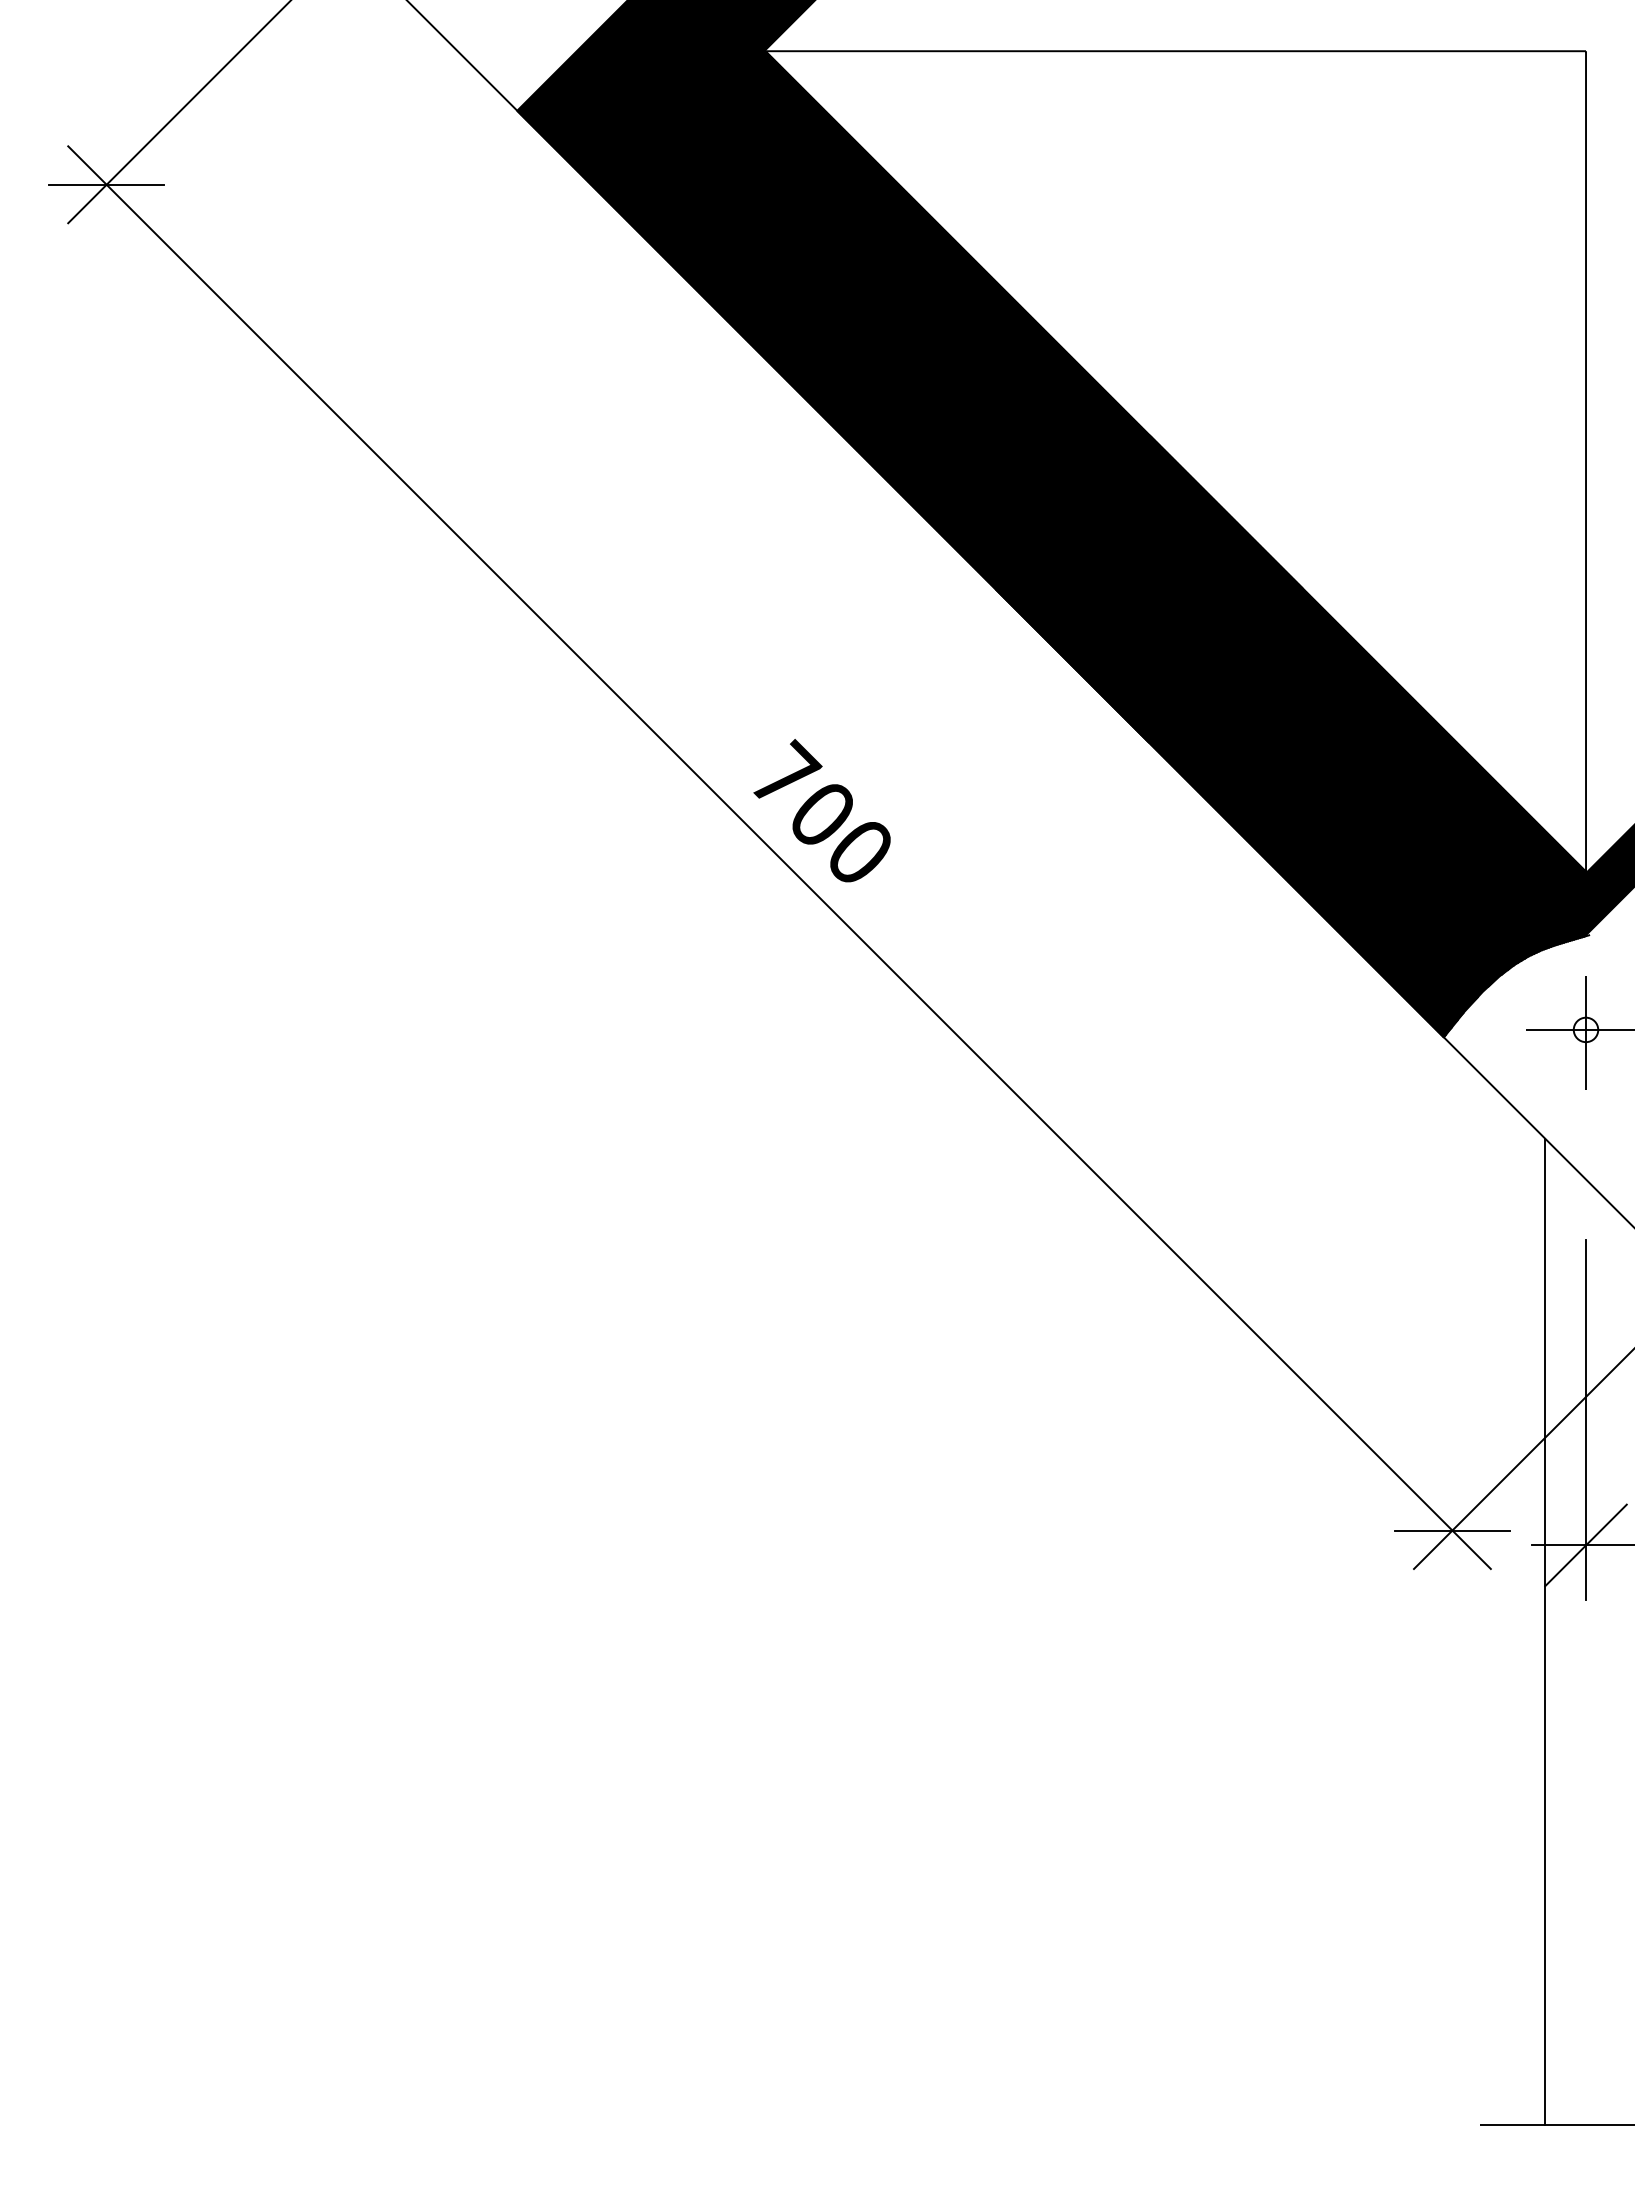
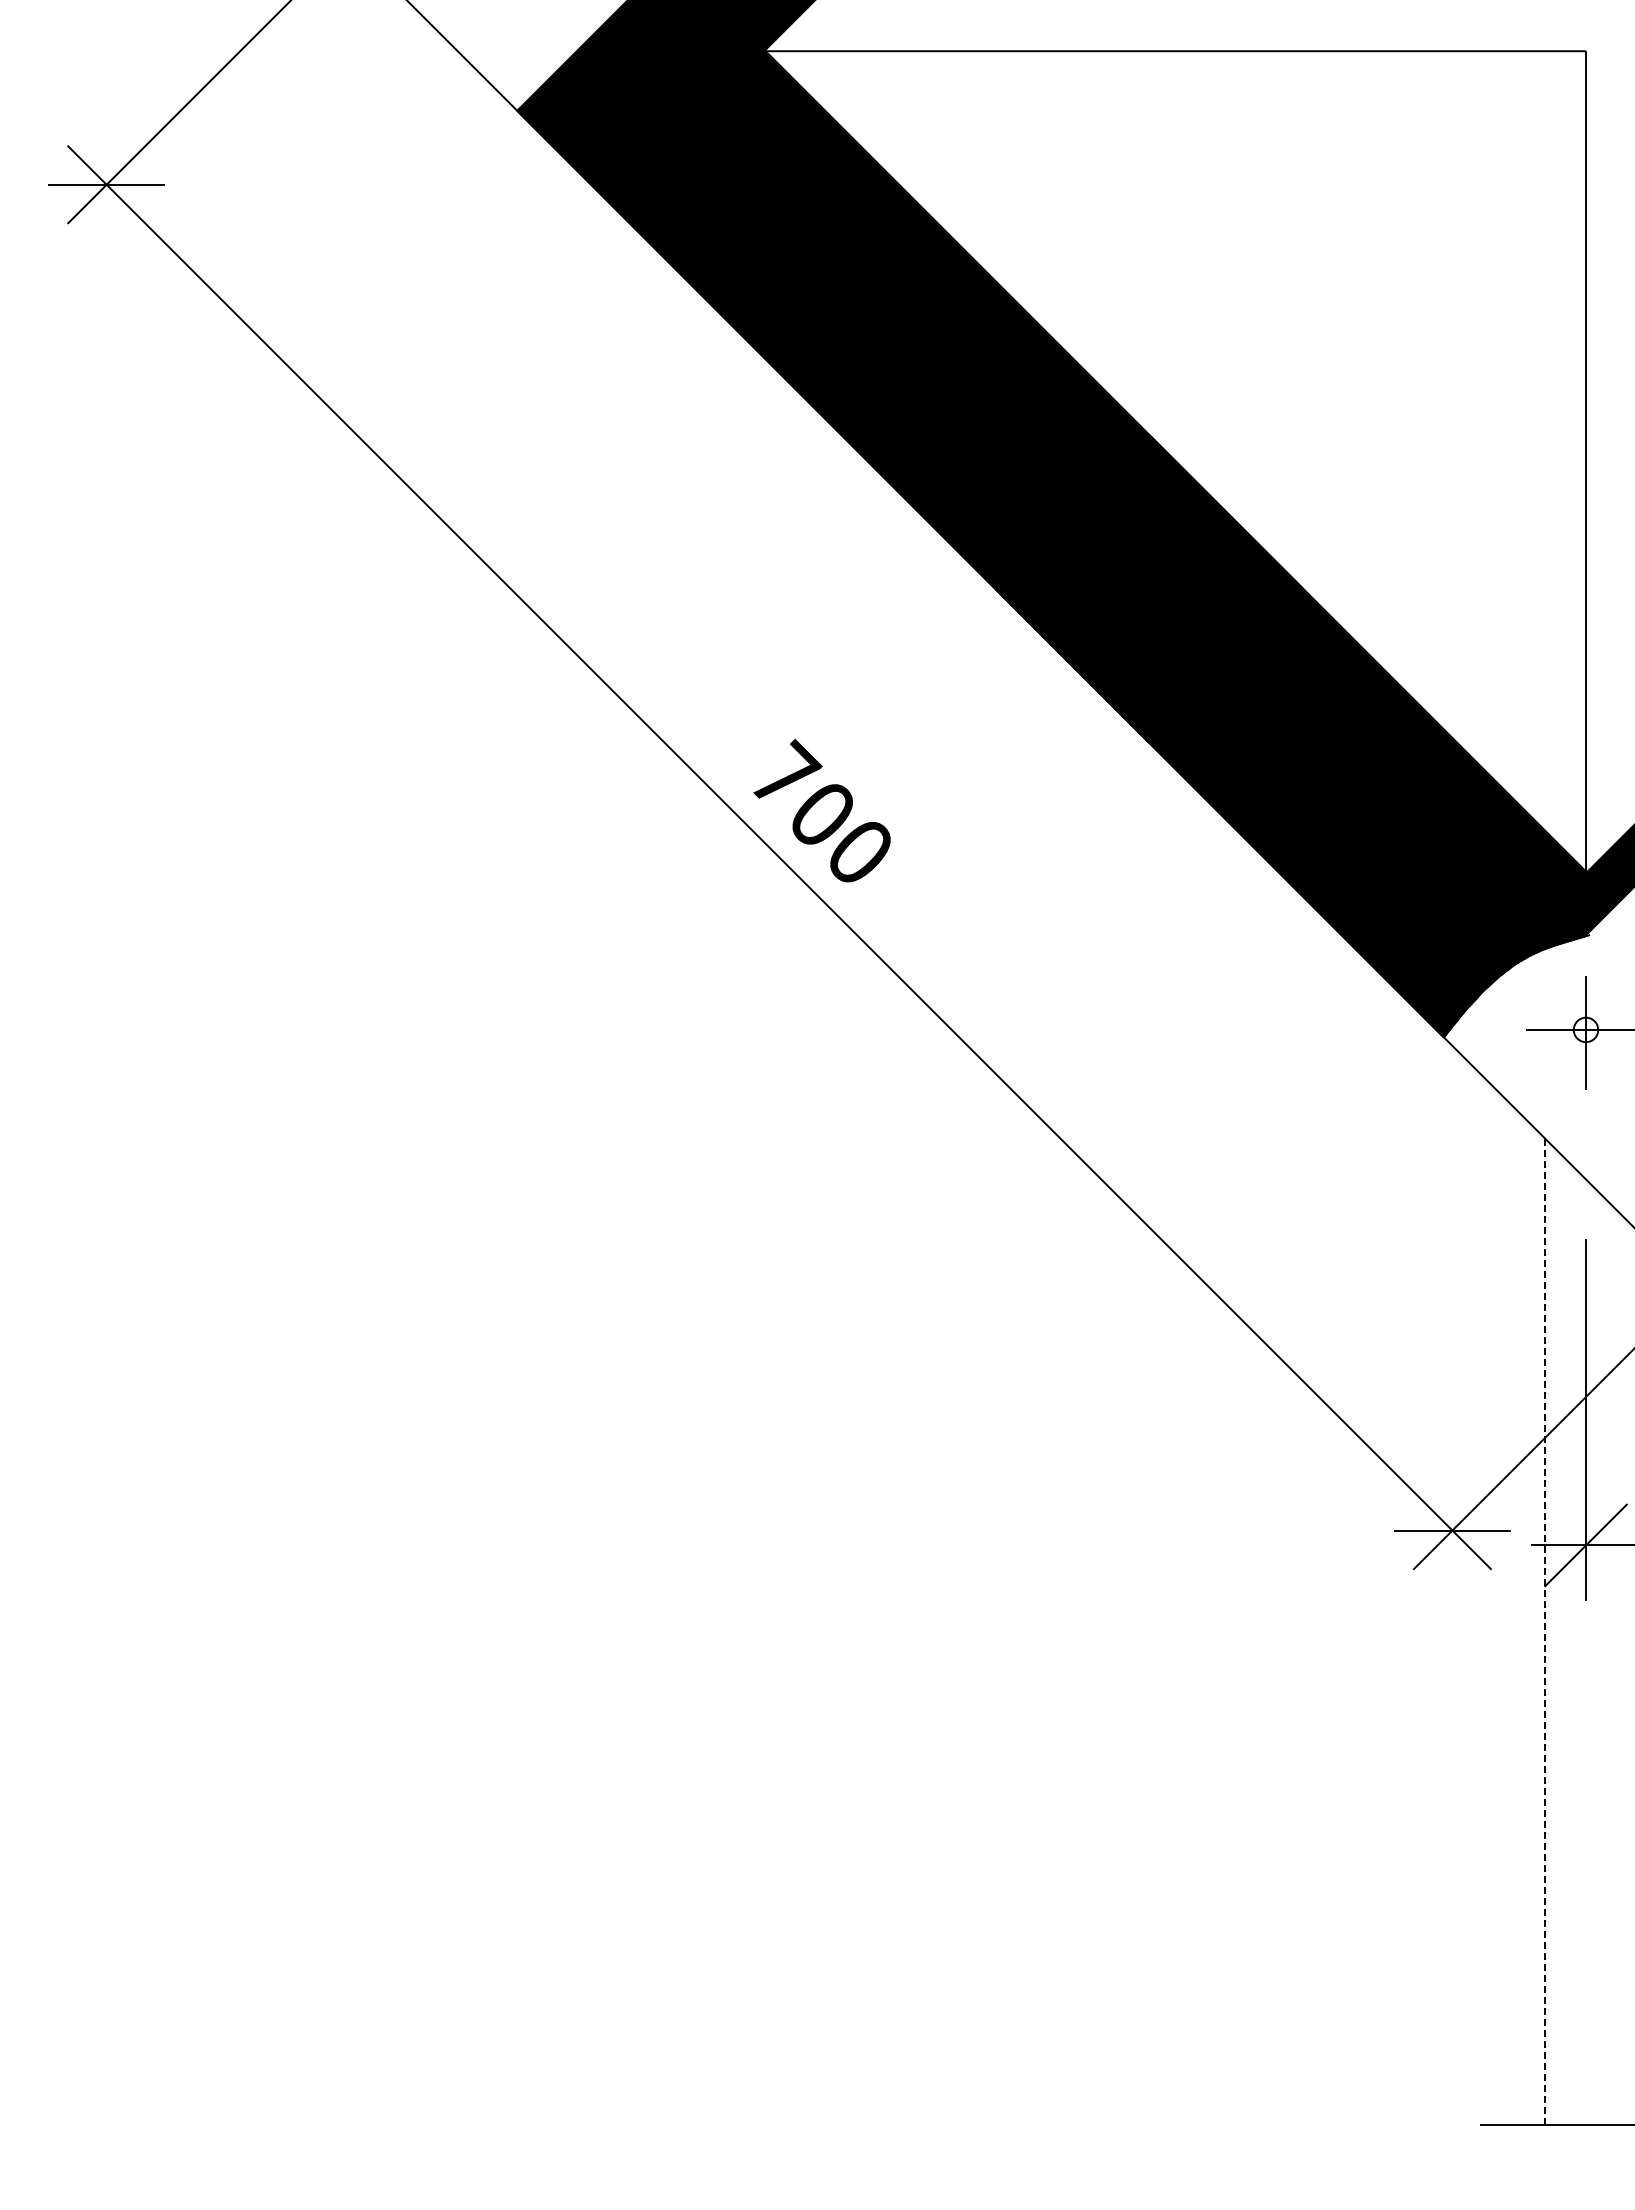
line: solid -> dashed (1545, 1632)
